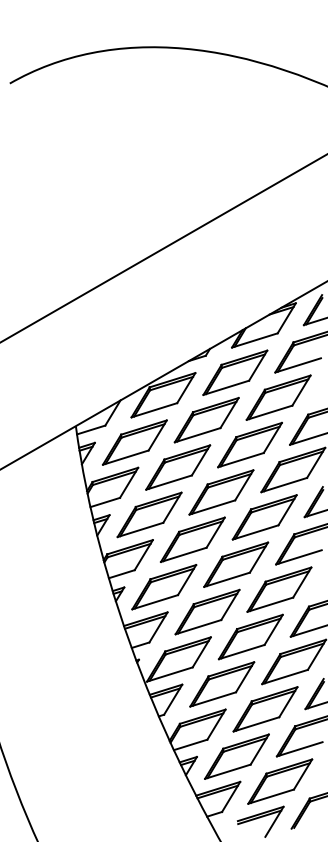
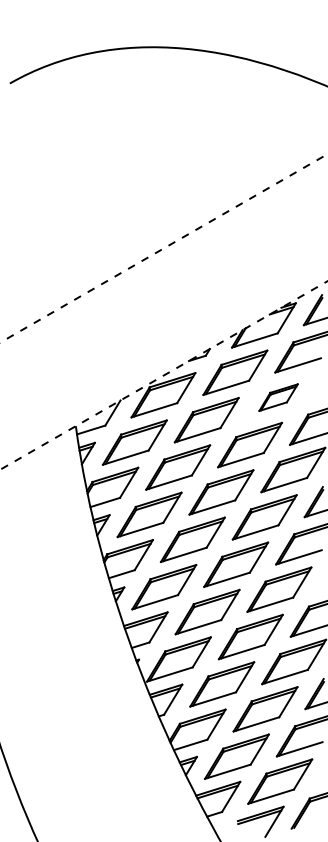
line: solid -> dashed (163, 248)
line: solid -> dashed (164, 375)
part size: 67x47 px -> 41x29 px (278, 397)
